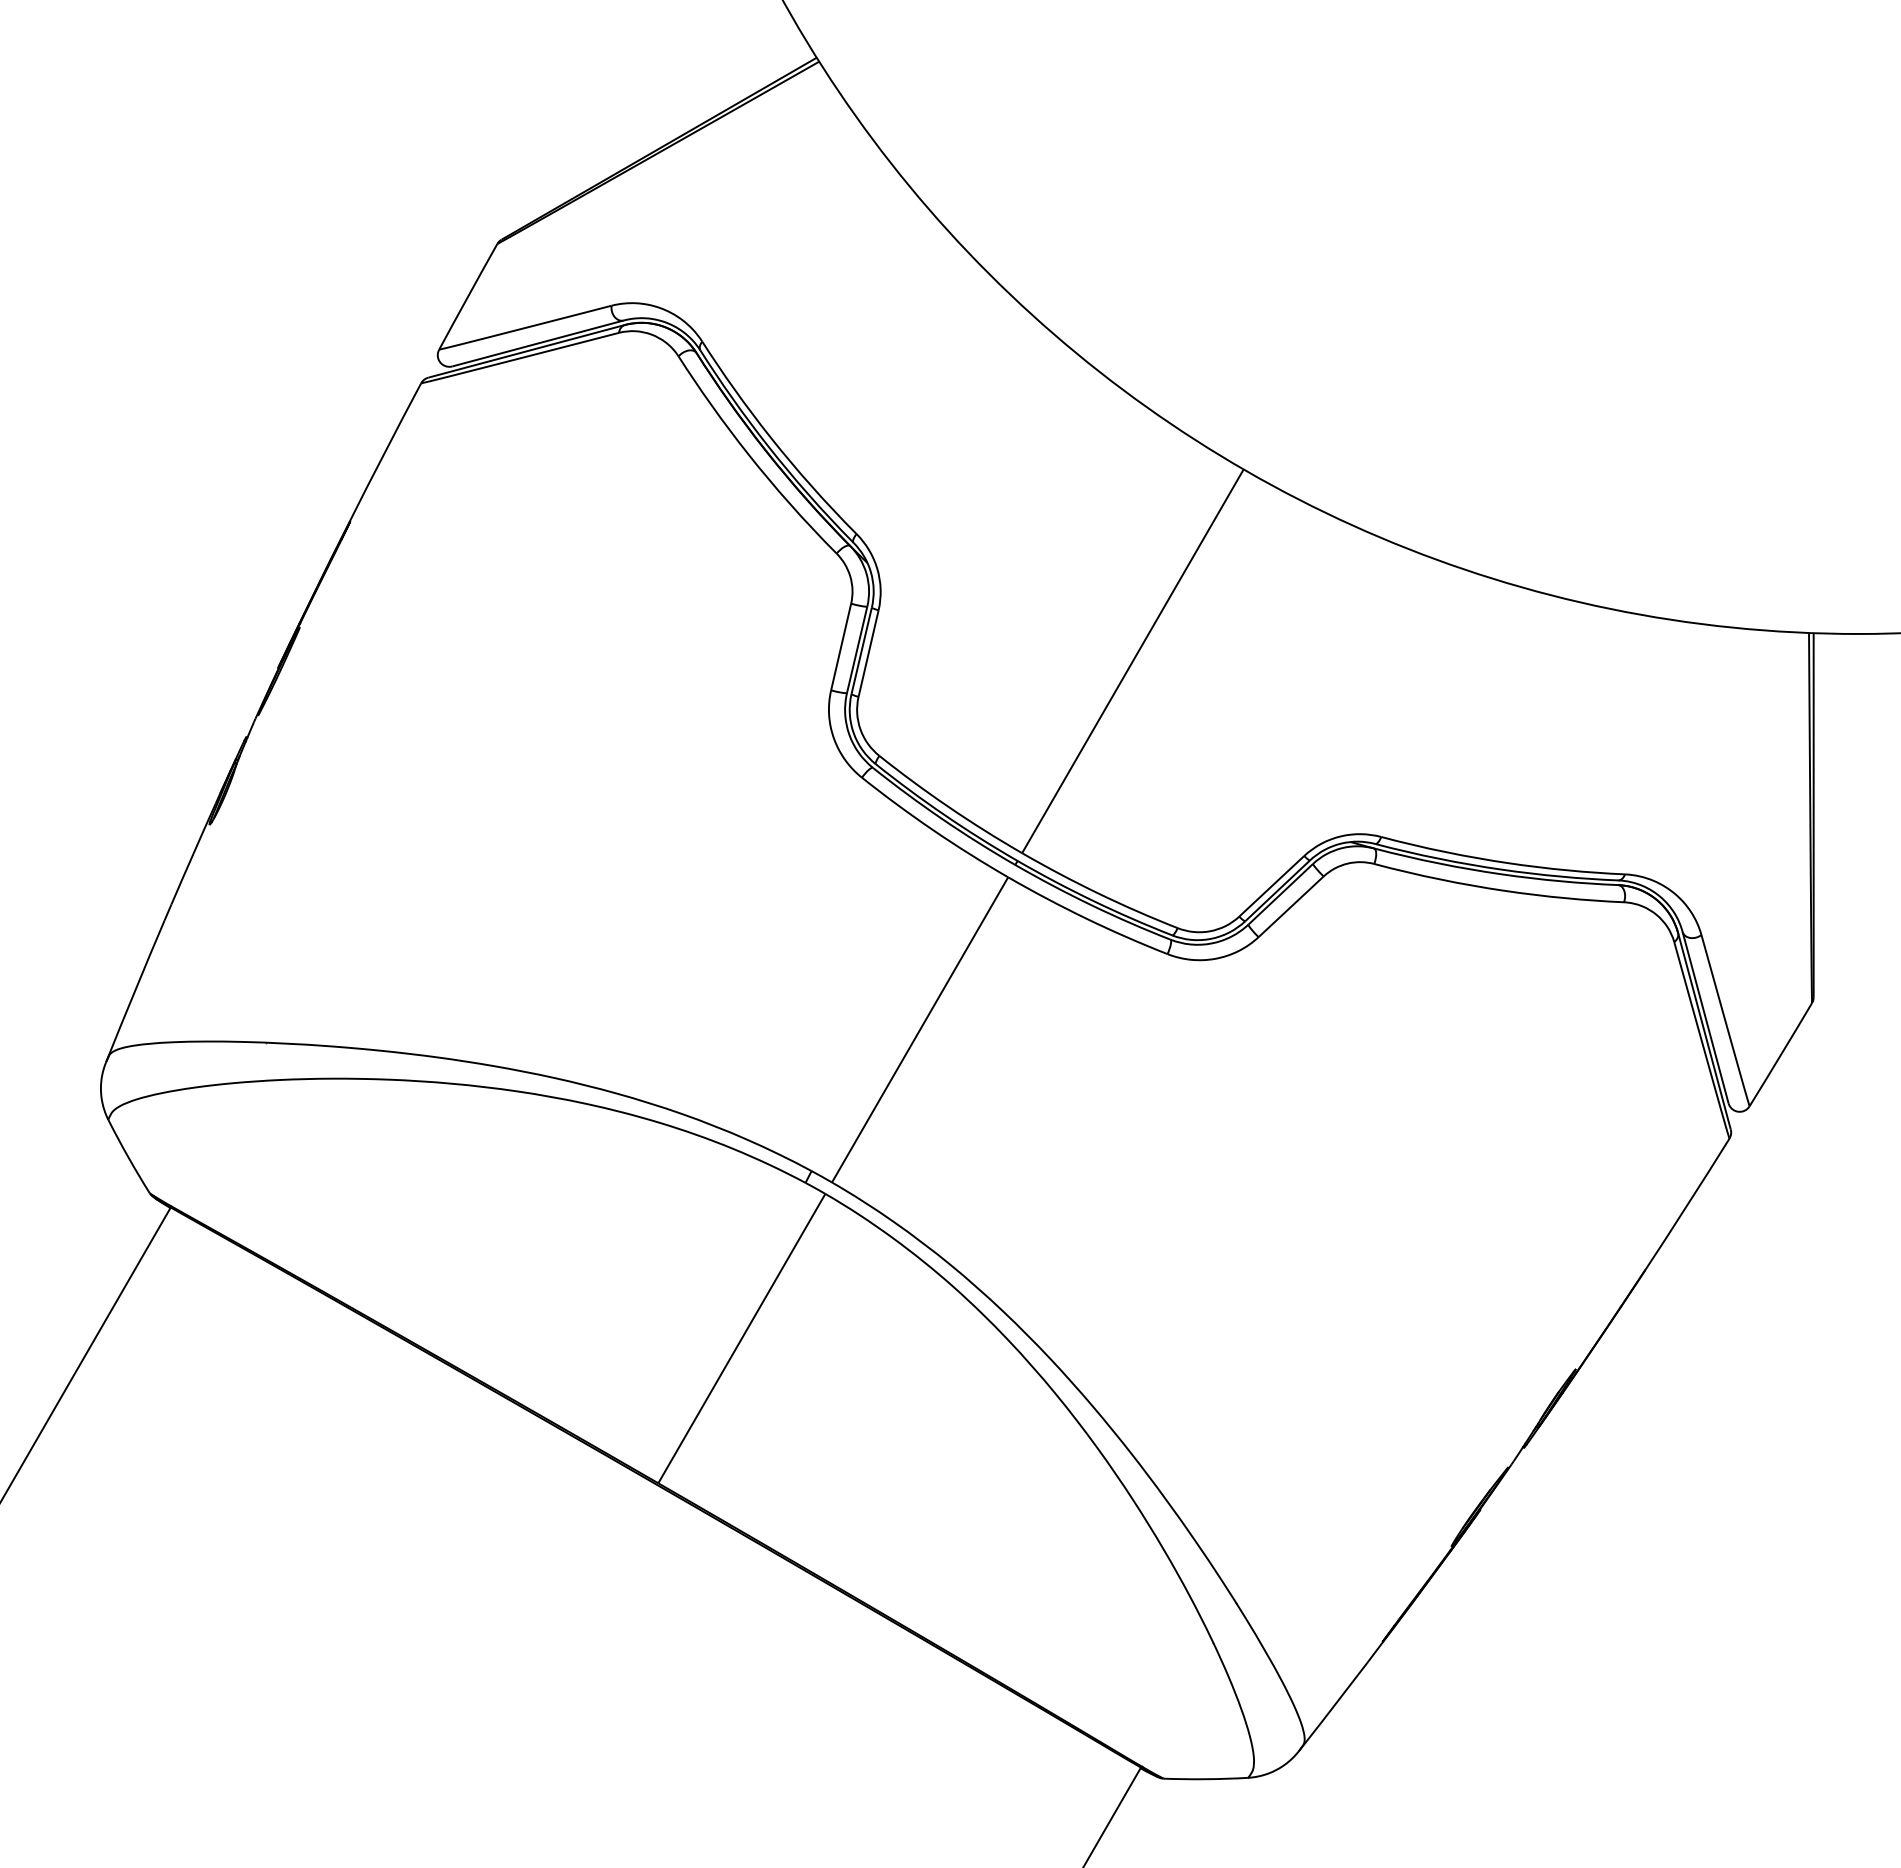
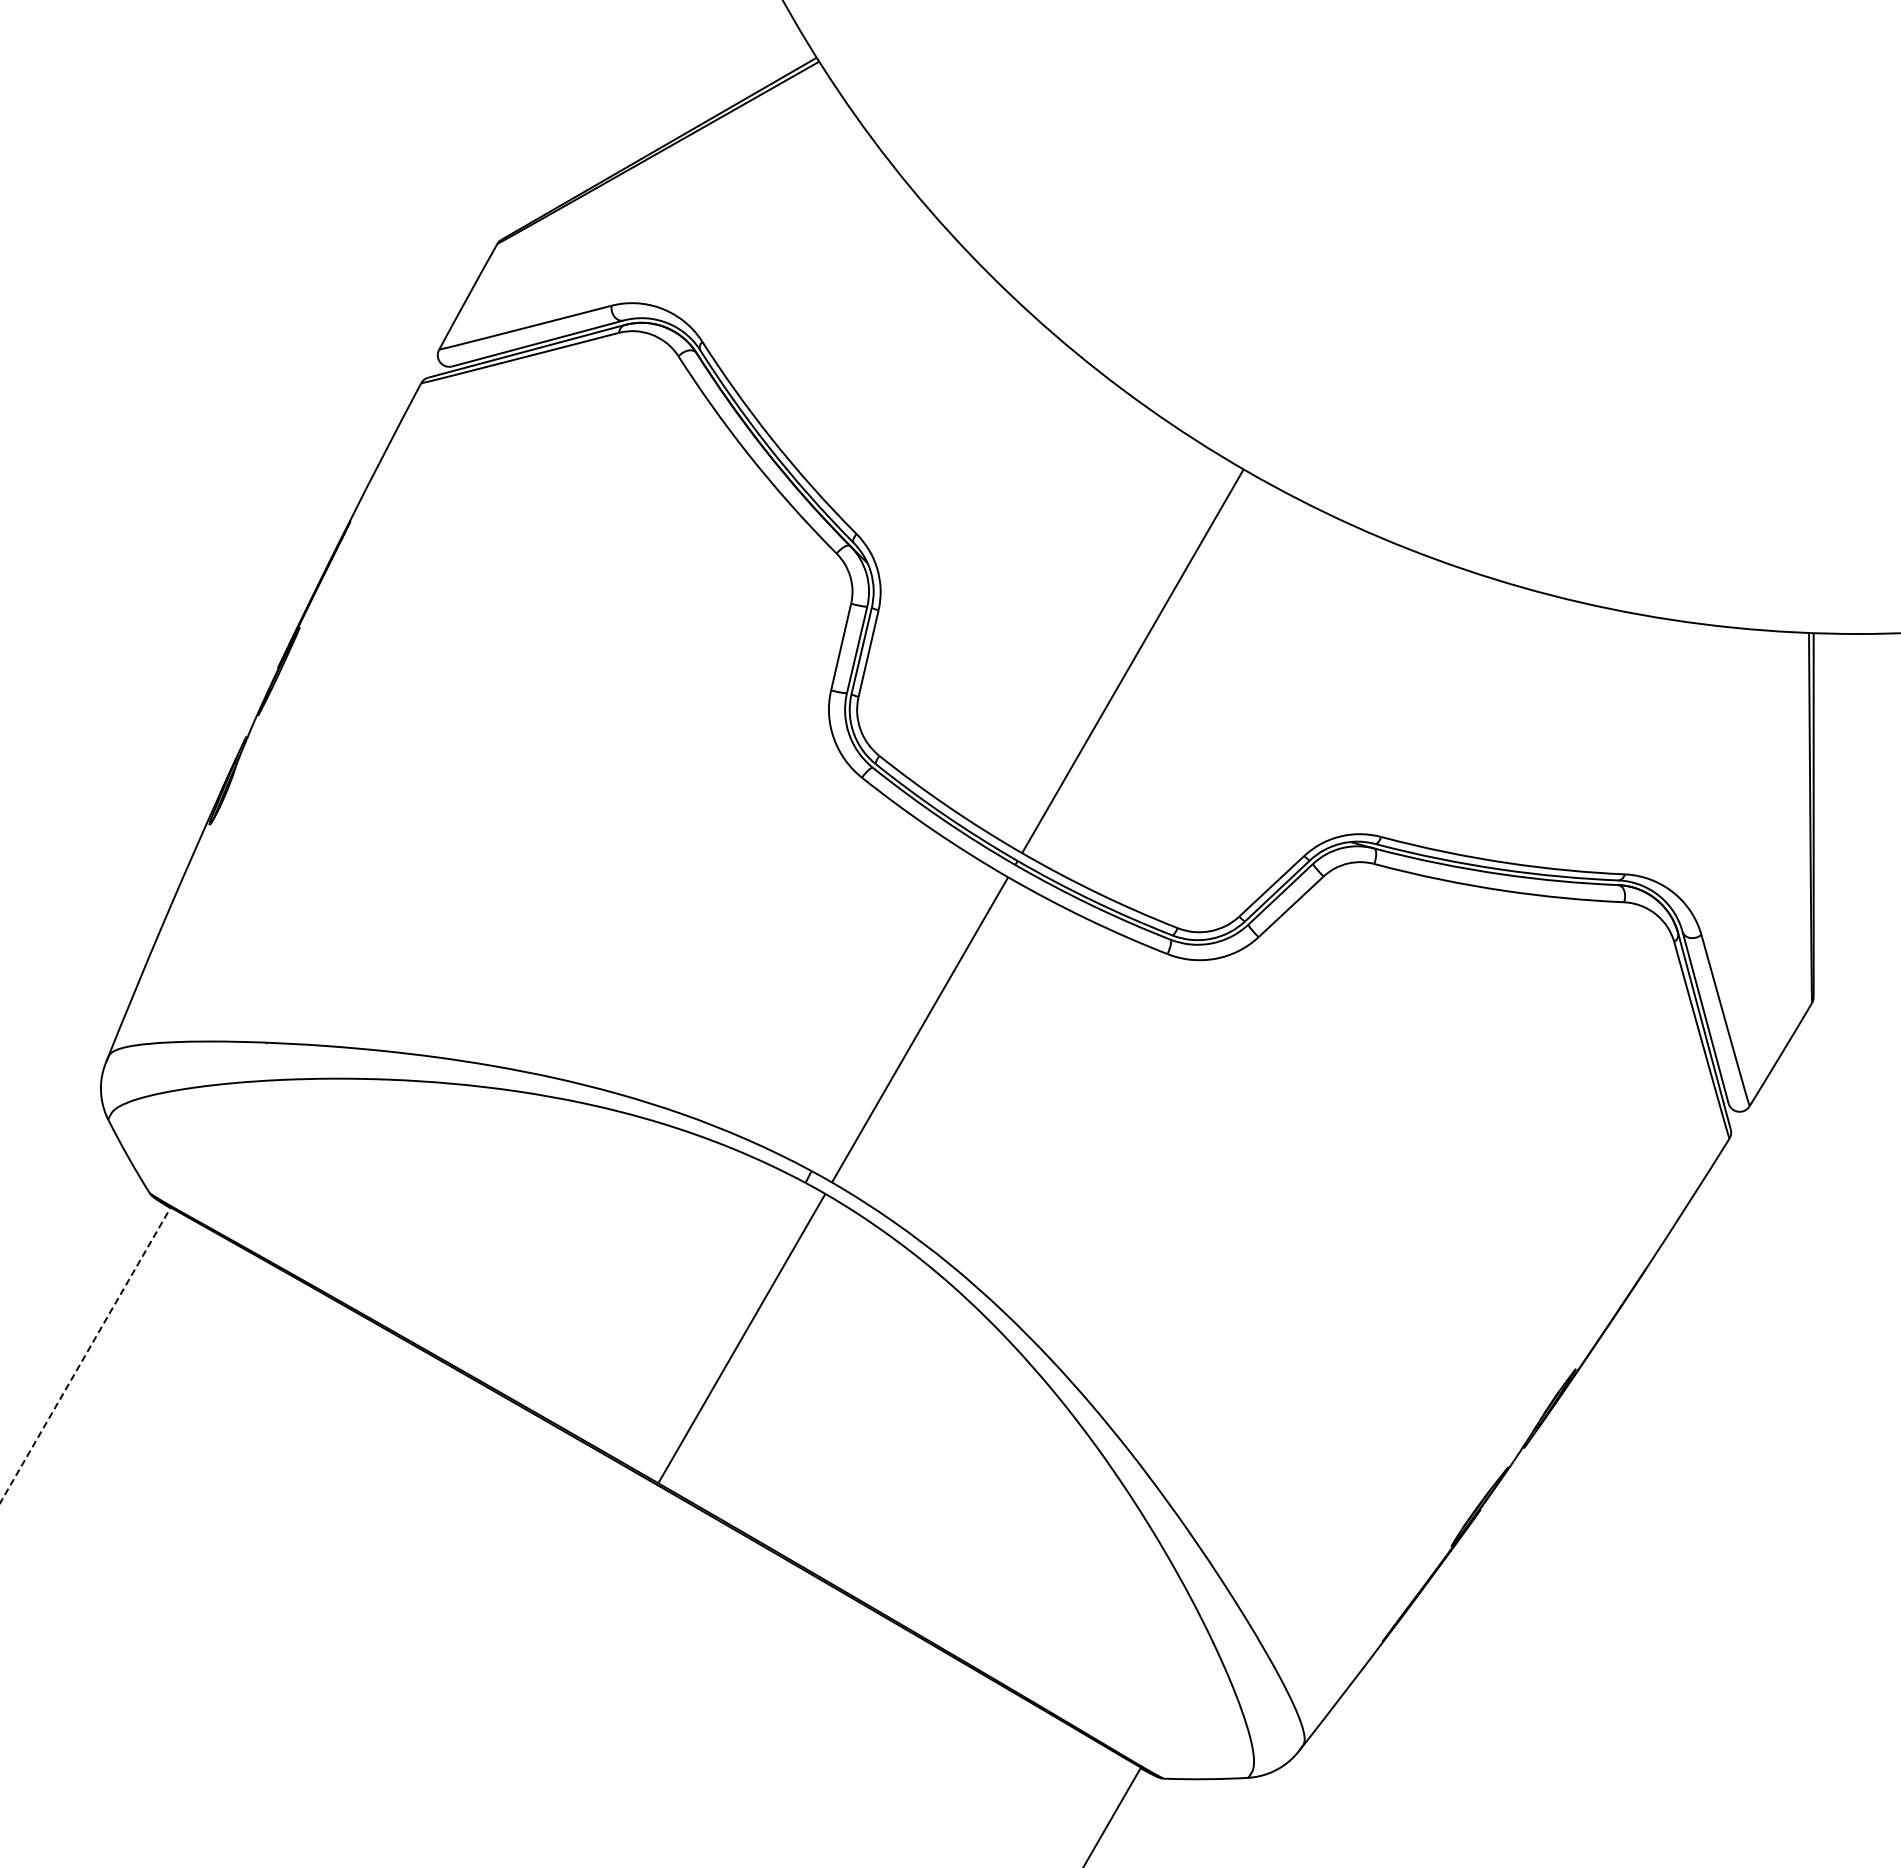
line: solid -> dashed (85, 1354)
